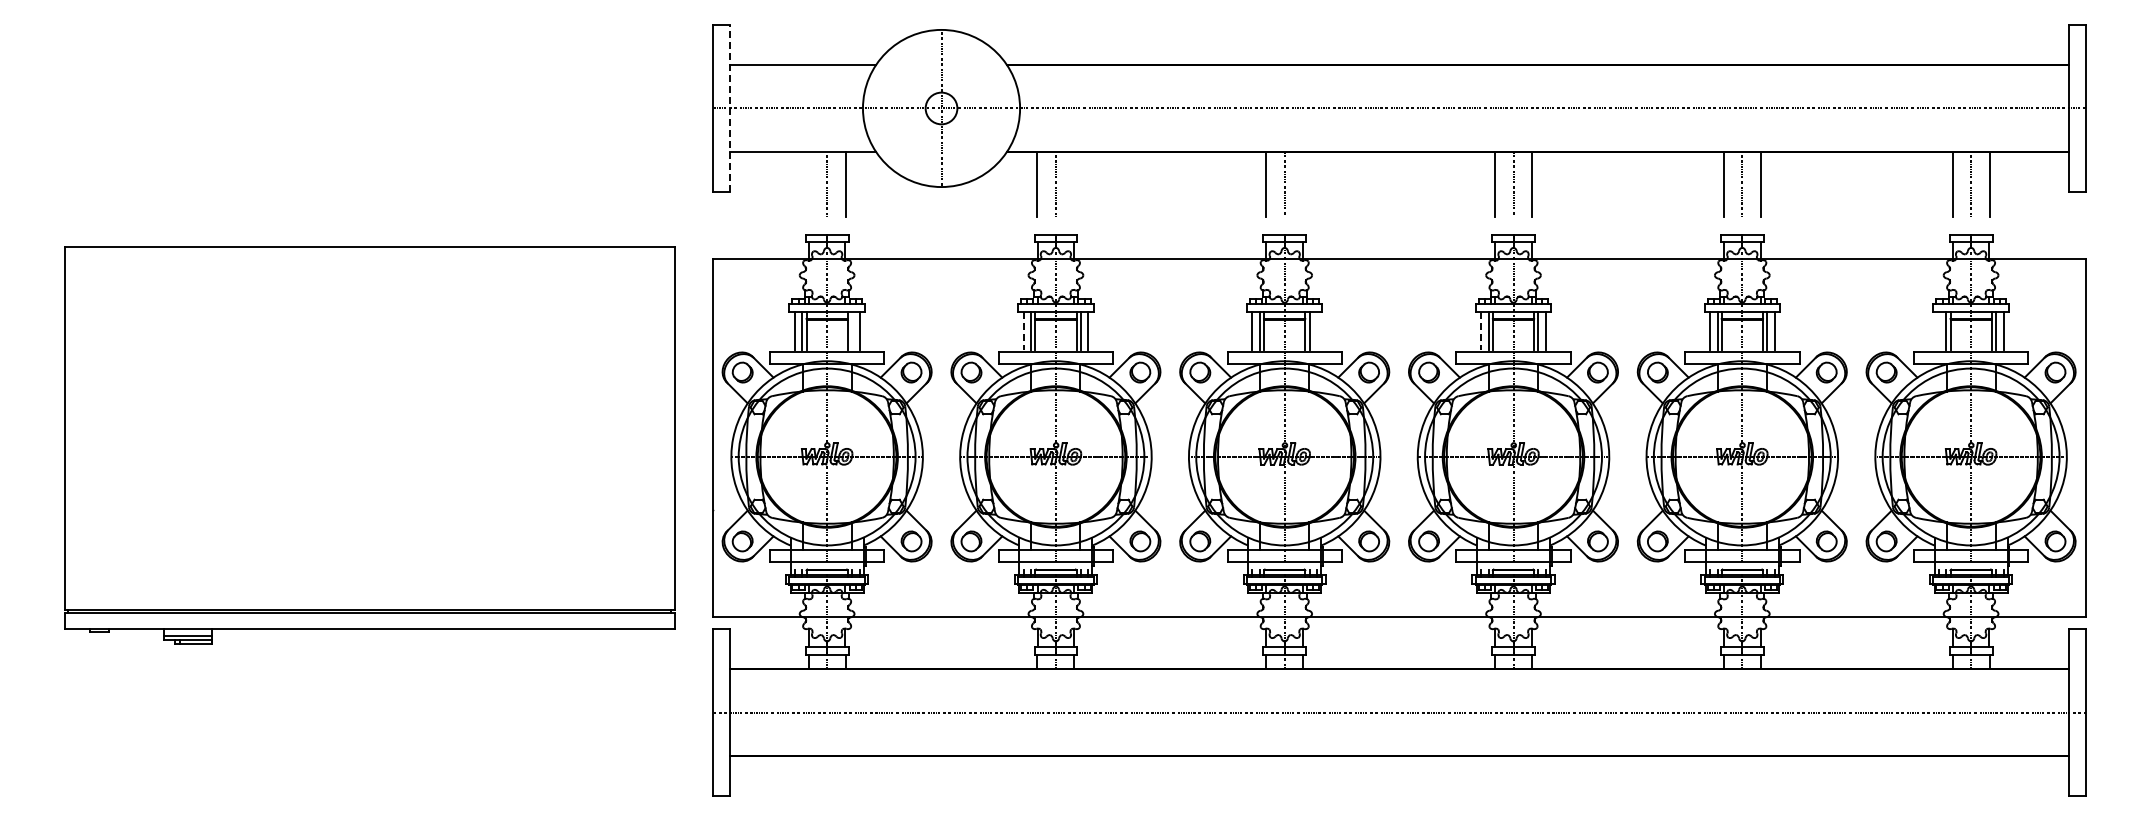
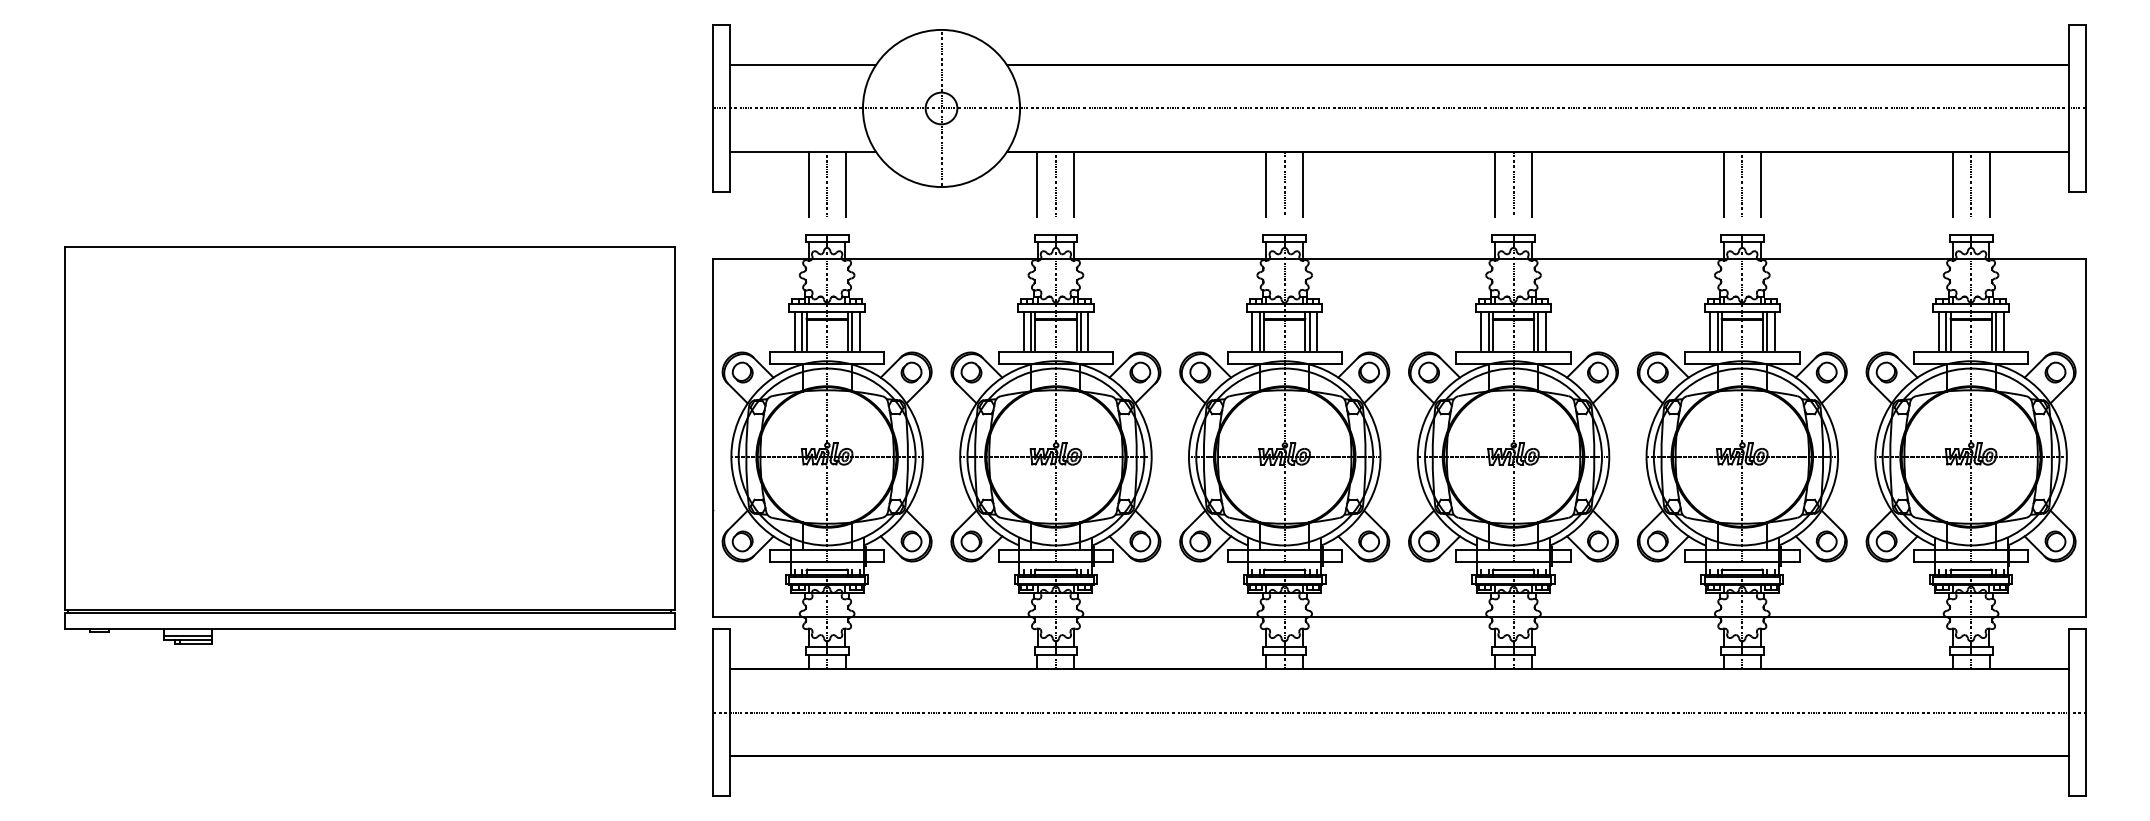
line: dashed -> solid (729, 108)
line: none -> present (808, 184)
line: none -> present (1074, 184)
line: none -> present (1303, 184)
line: none -> present (851, 331)
line: dashed -> solid (1023, 331)
line: none -> present (1317, 331)
line: dashed -> solid (1481, 331)
line: none -> present (1938, 331)
